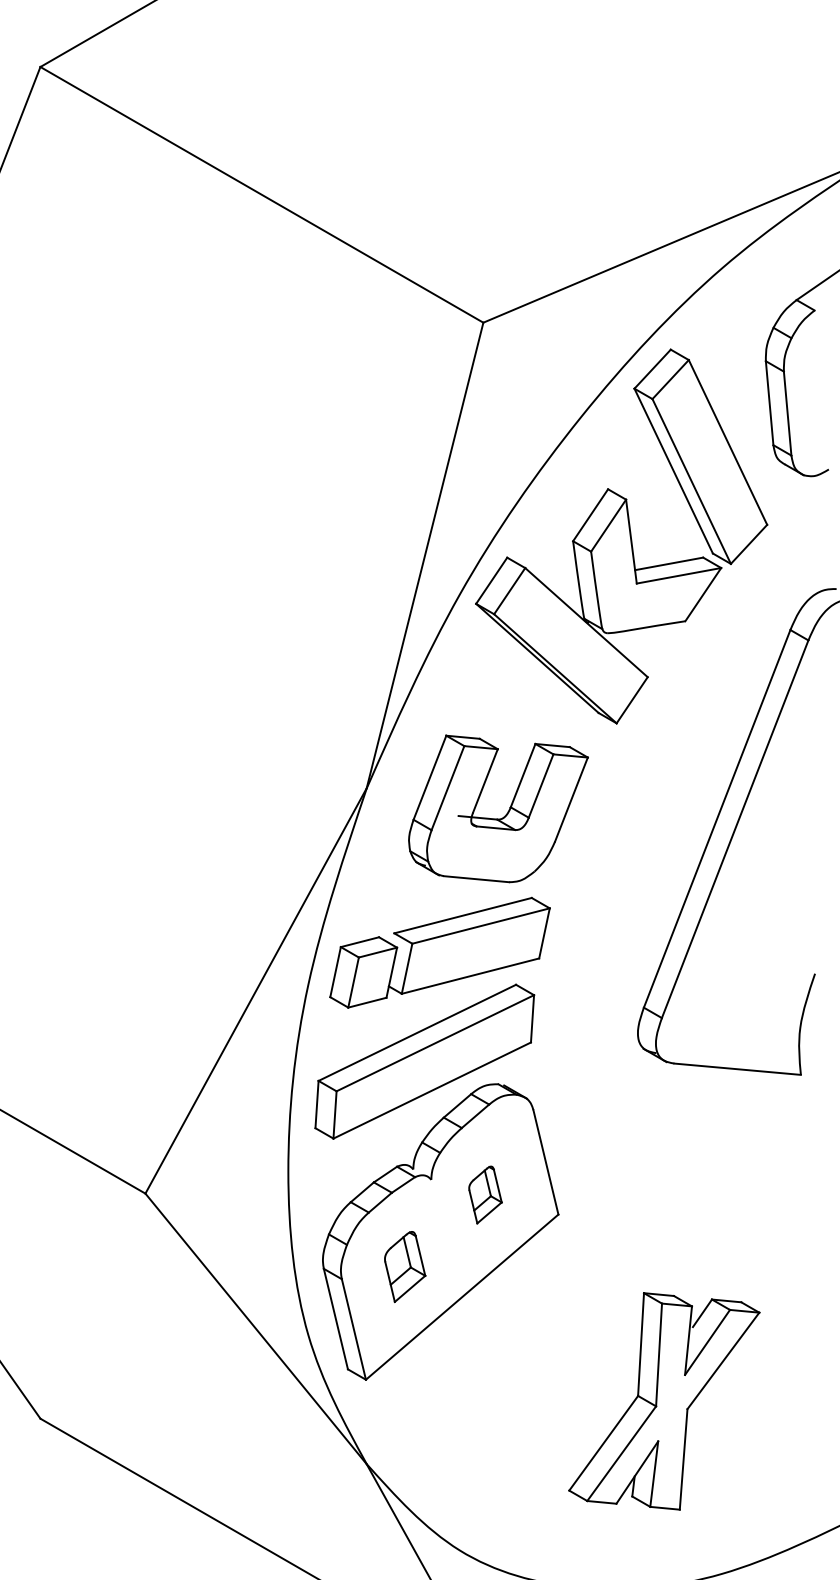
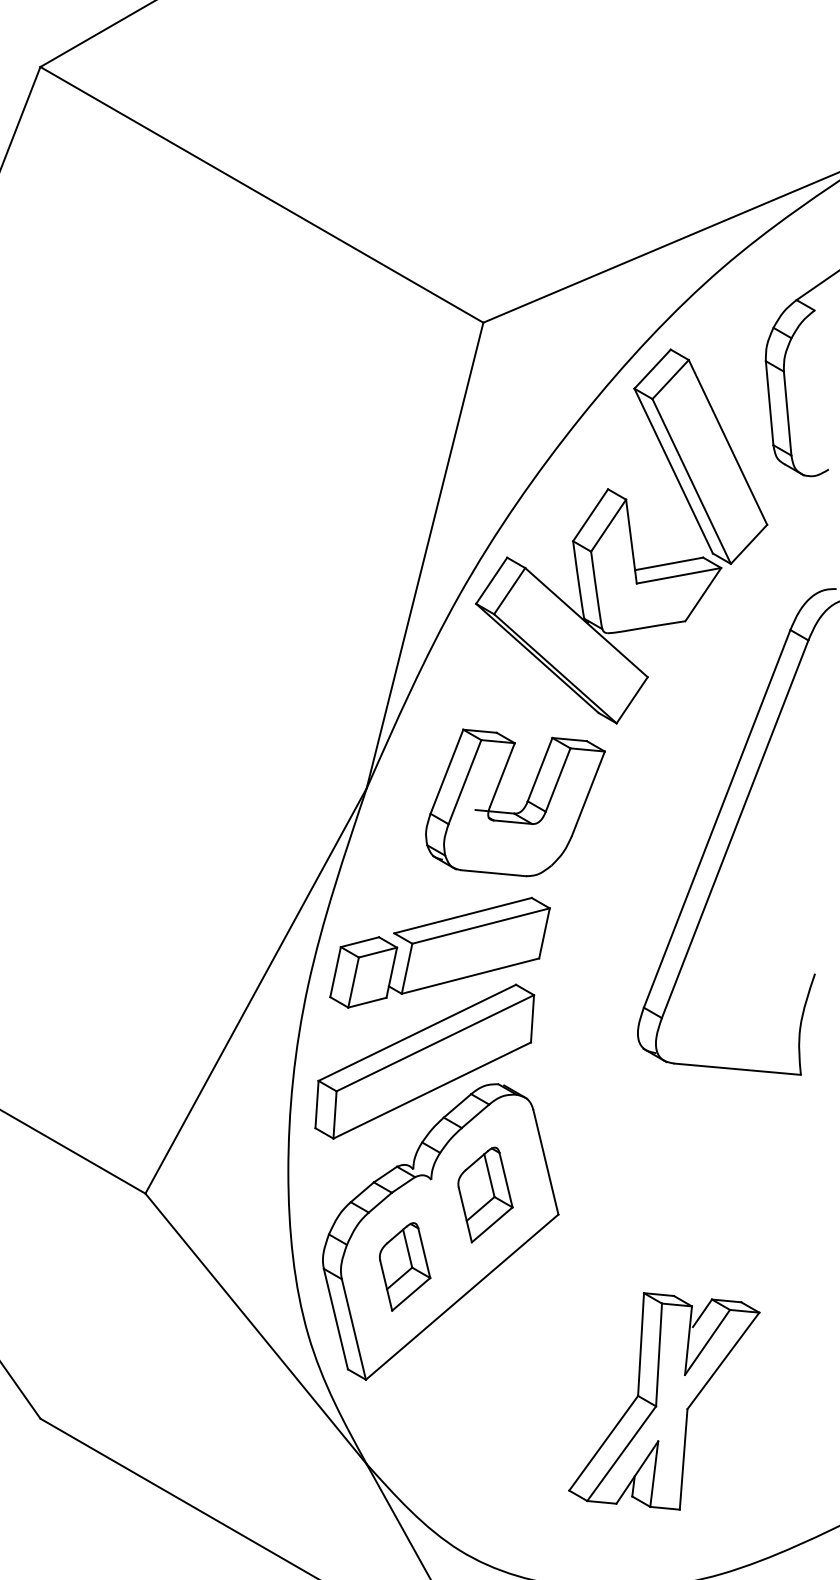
part position: (505, 814) -> (522, 808) (522, 808)
part size: 35x60 px -> 57x98 px (485, 1194)
part size: 43x73 px -> 53x90 px (405, 1266)
